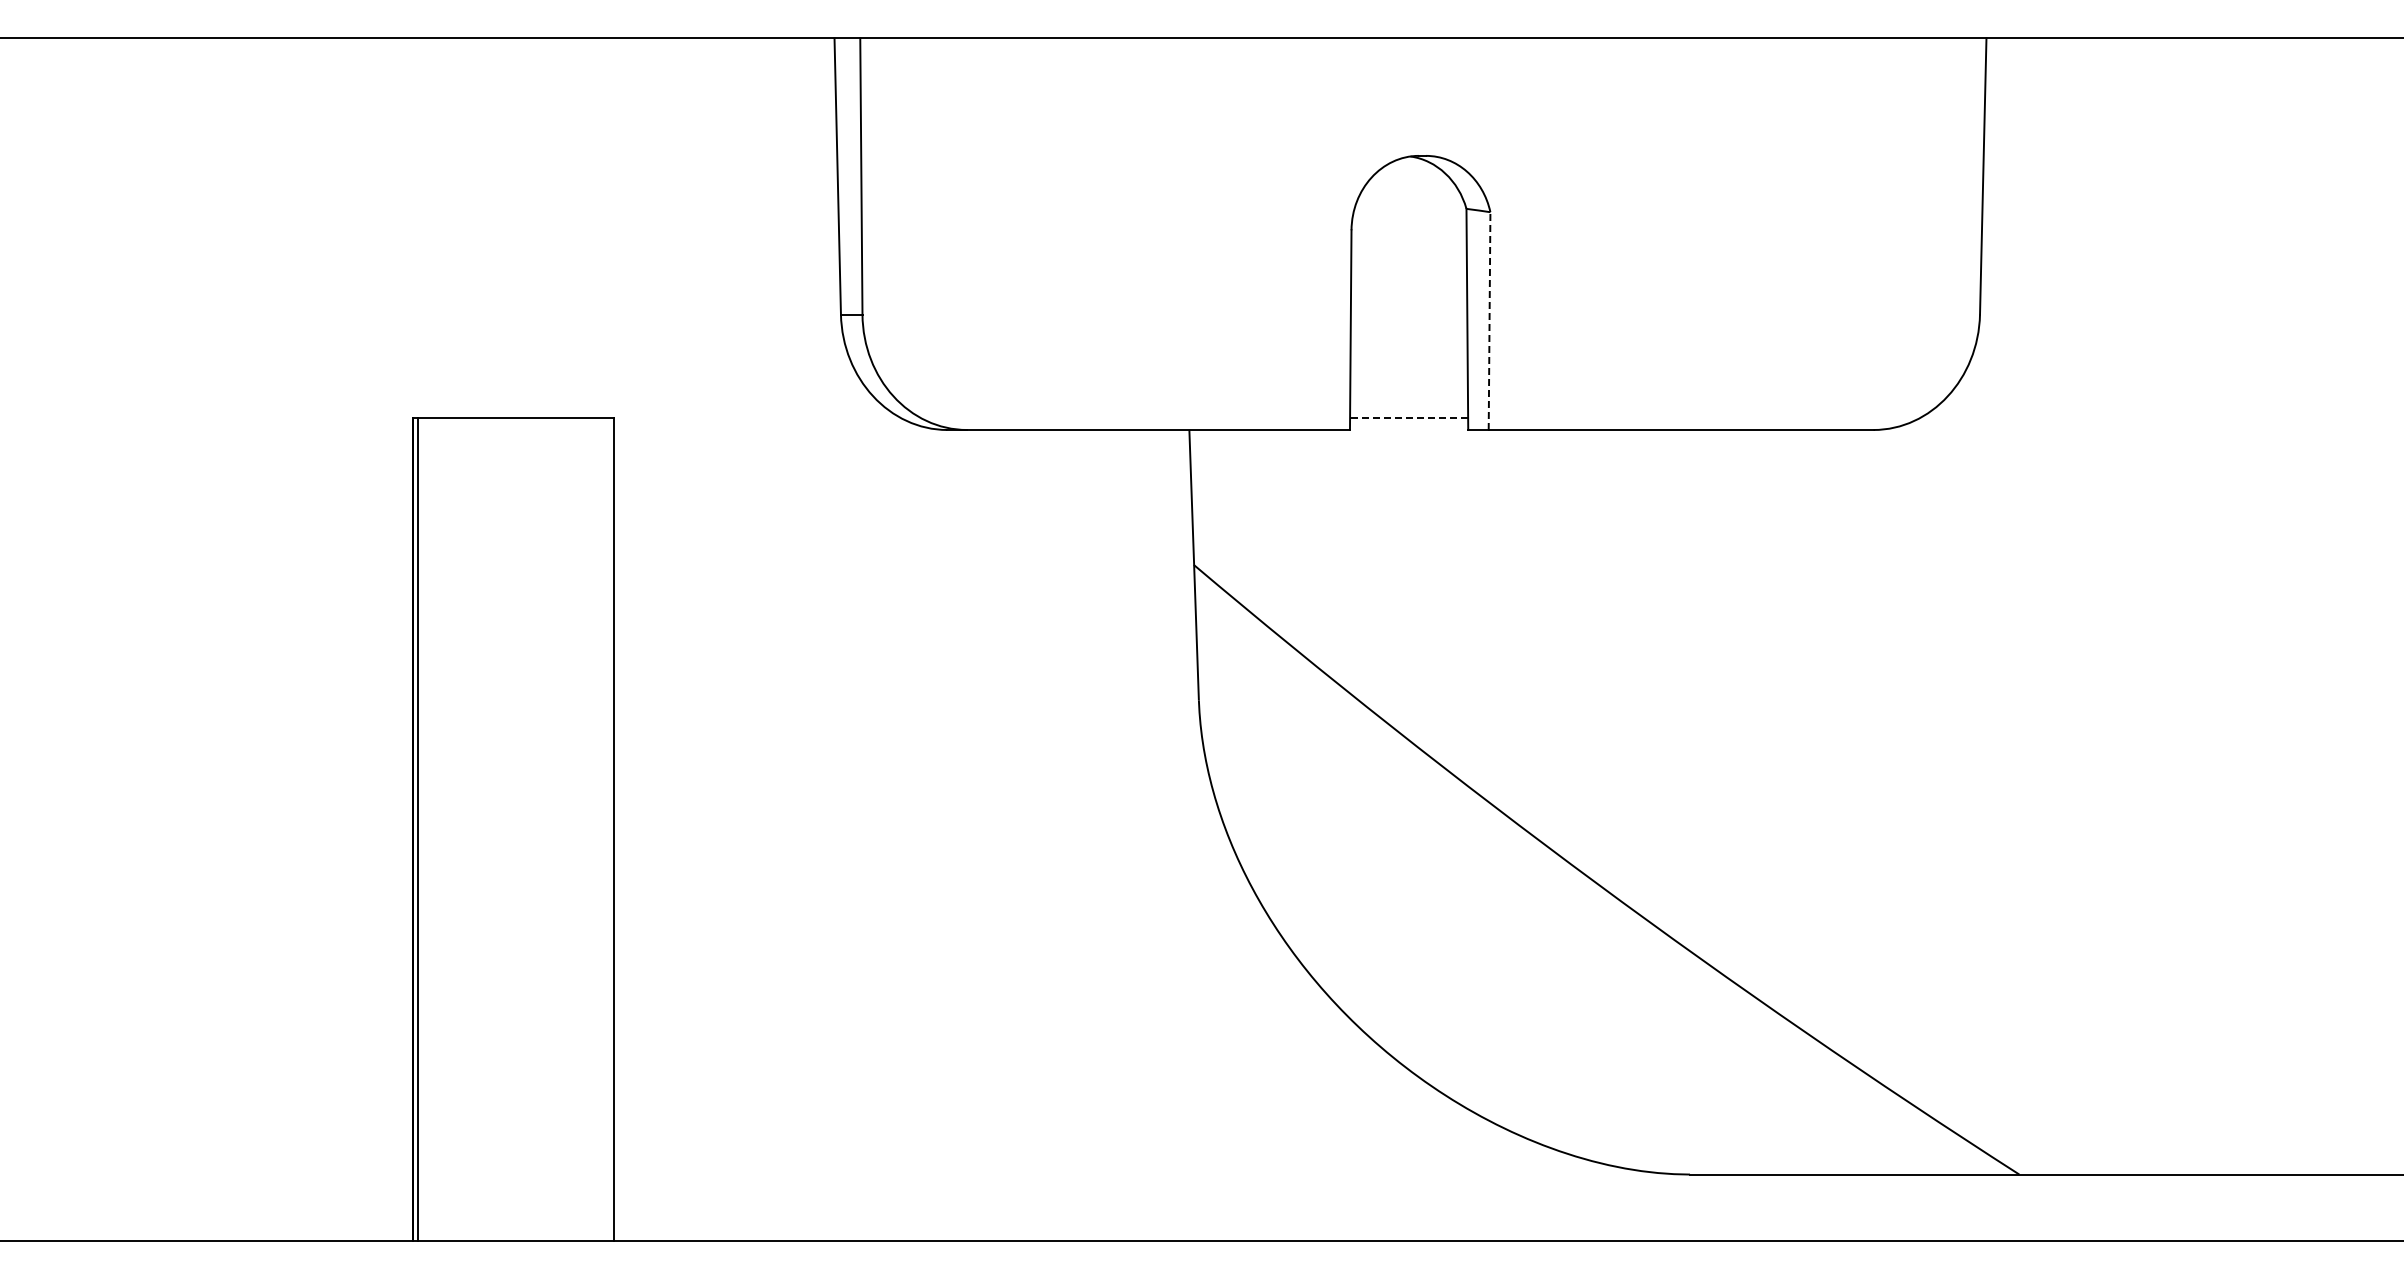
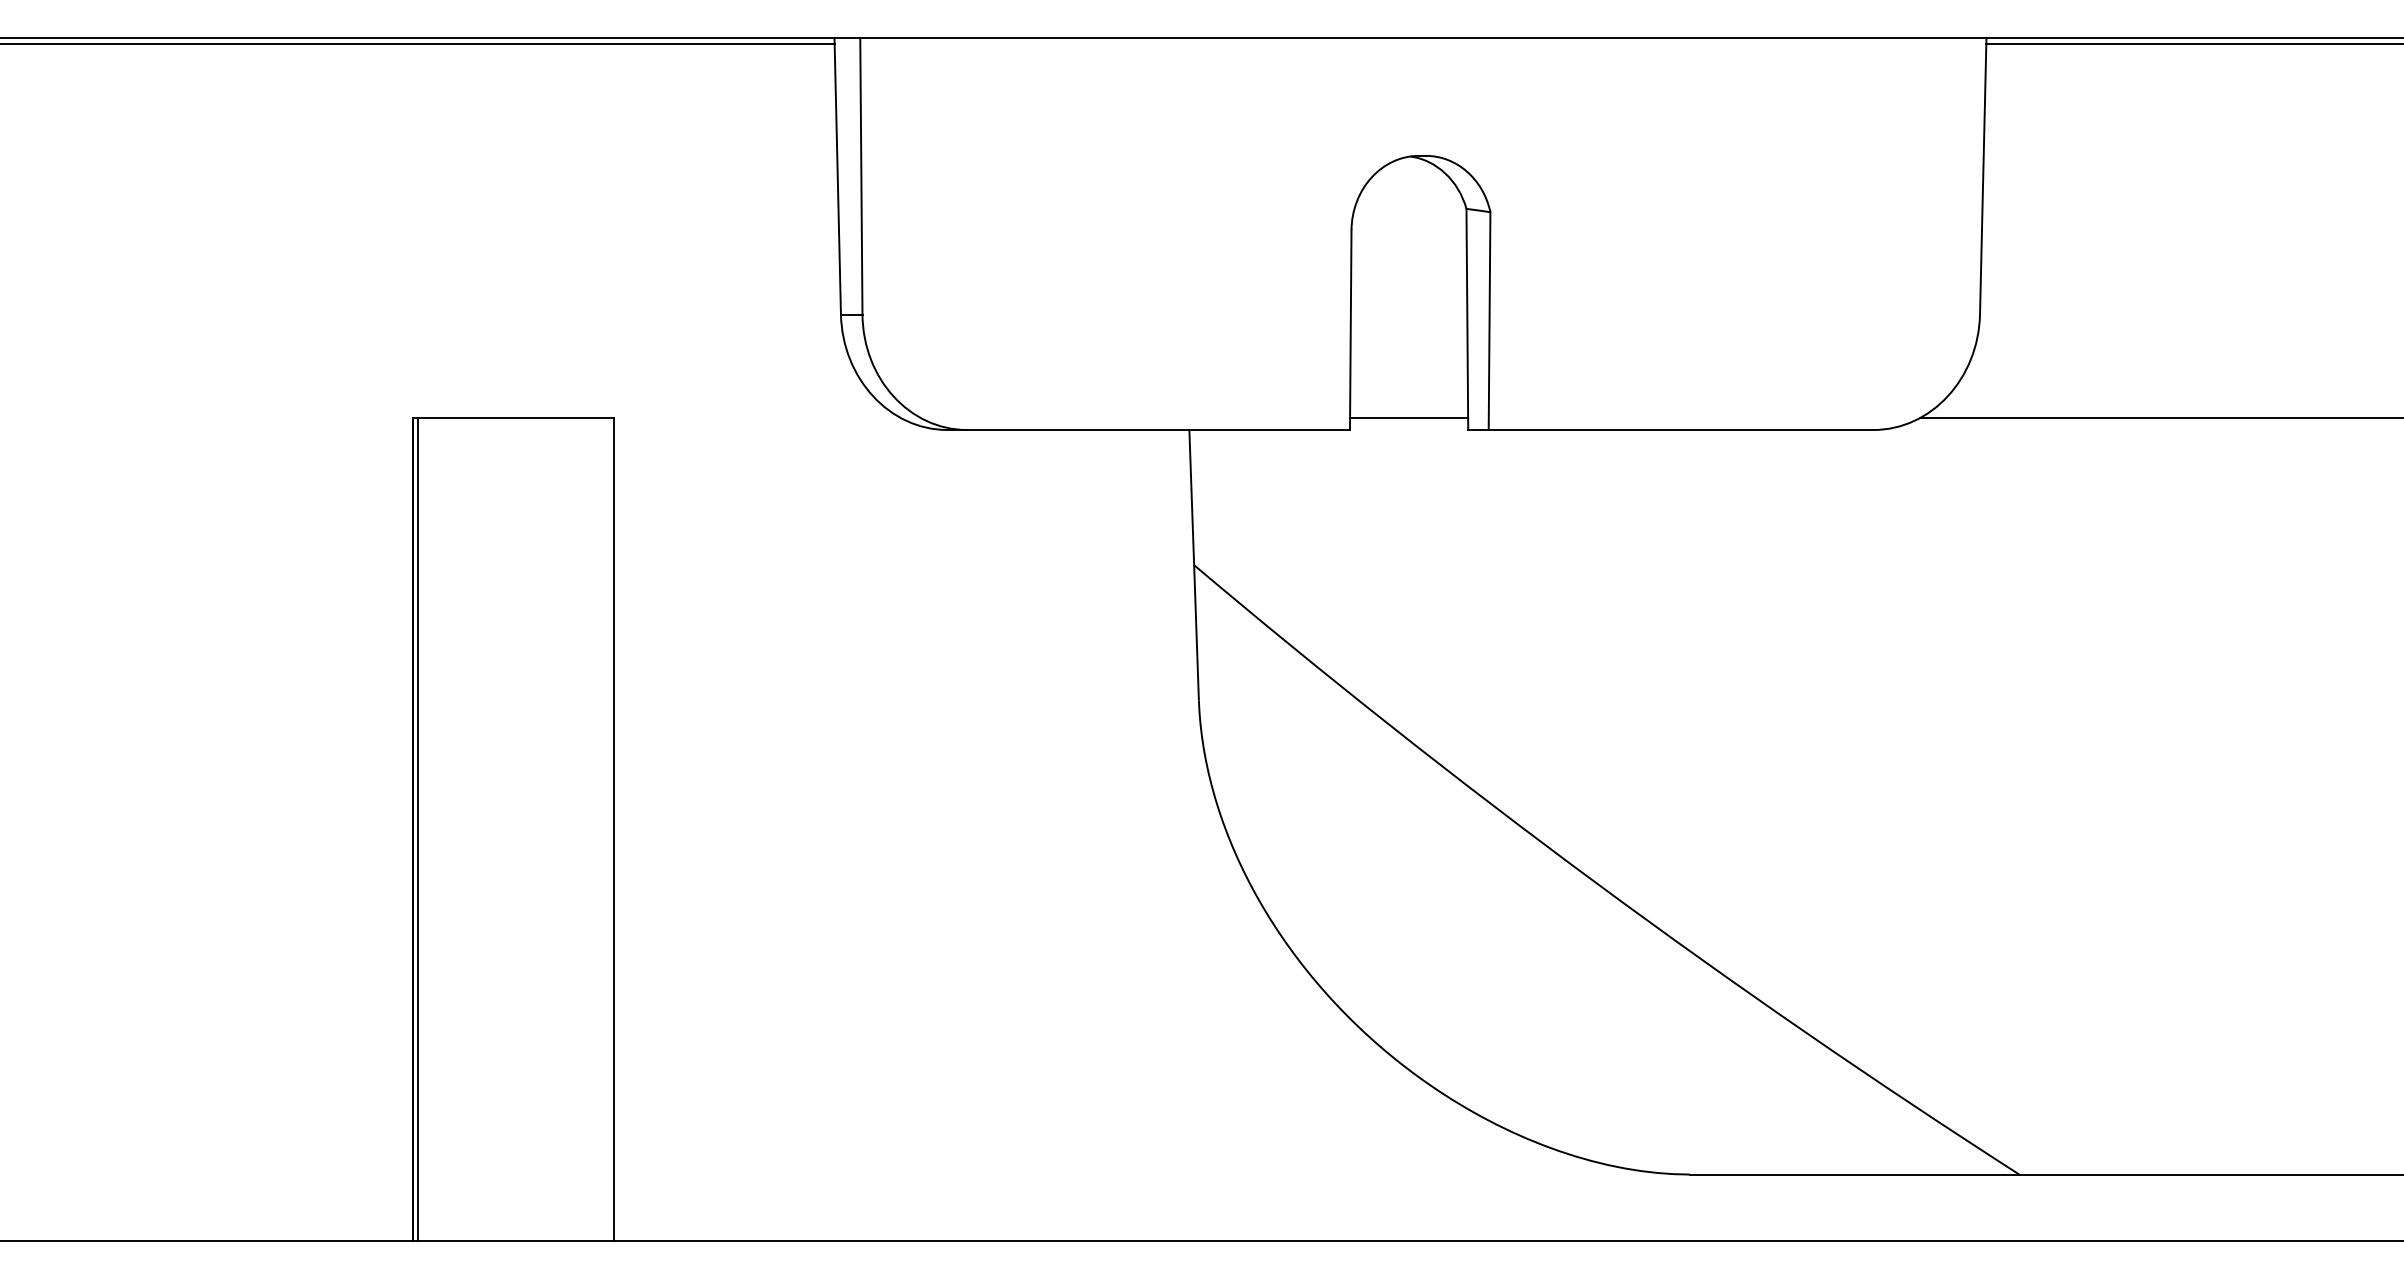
line: none -> present (418, 44)
line: none -> present (2193, 44)
line: dashed -> solid (1489, 321)
line: dashed -> solid (1408, 418)
line: none -> present (2159, 418)
